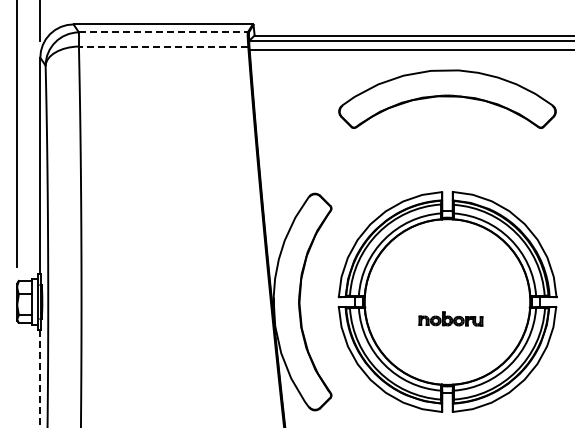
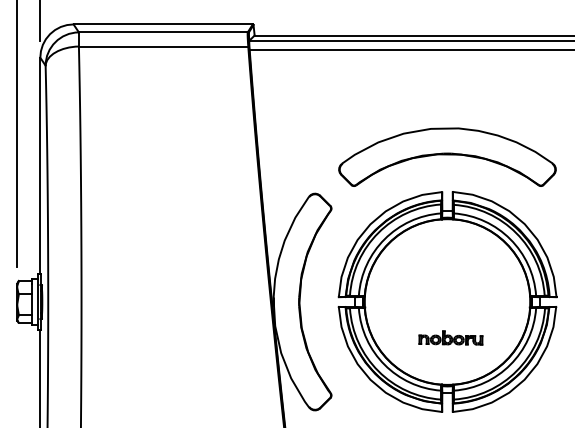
line: dashed -> solid (163, 32)
line: dashed -> solid (163, 46)
part position: (447, 98) -> (447, 156) (447, 156)
part position: (450, 318) -> (450, 337) (450, 337)
line: dashed -> solid (40, 378)
